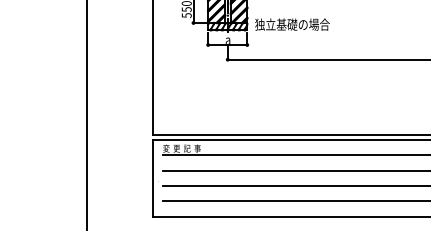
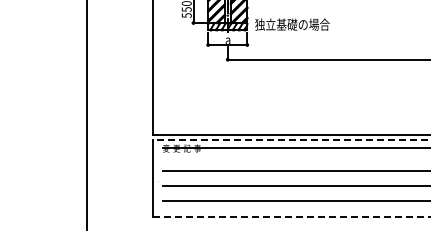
line: solid -> dashed (291, 139)
line position: (294, 155) -> (294, 148) (294, 148)
line: solid -> dashed (291, 216)
